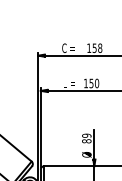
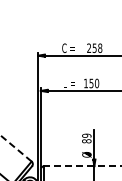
text: 158 -> 258 (88, 47)
line: solid -> dashed (15, 148)
line: solid -> dashed (82, 166)
